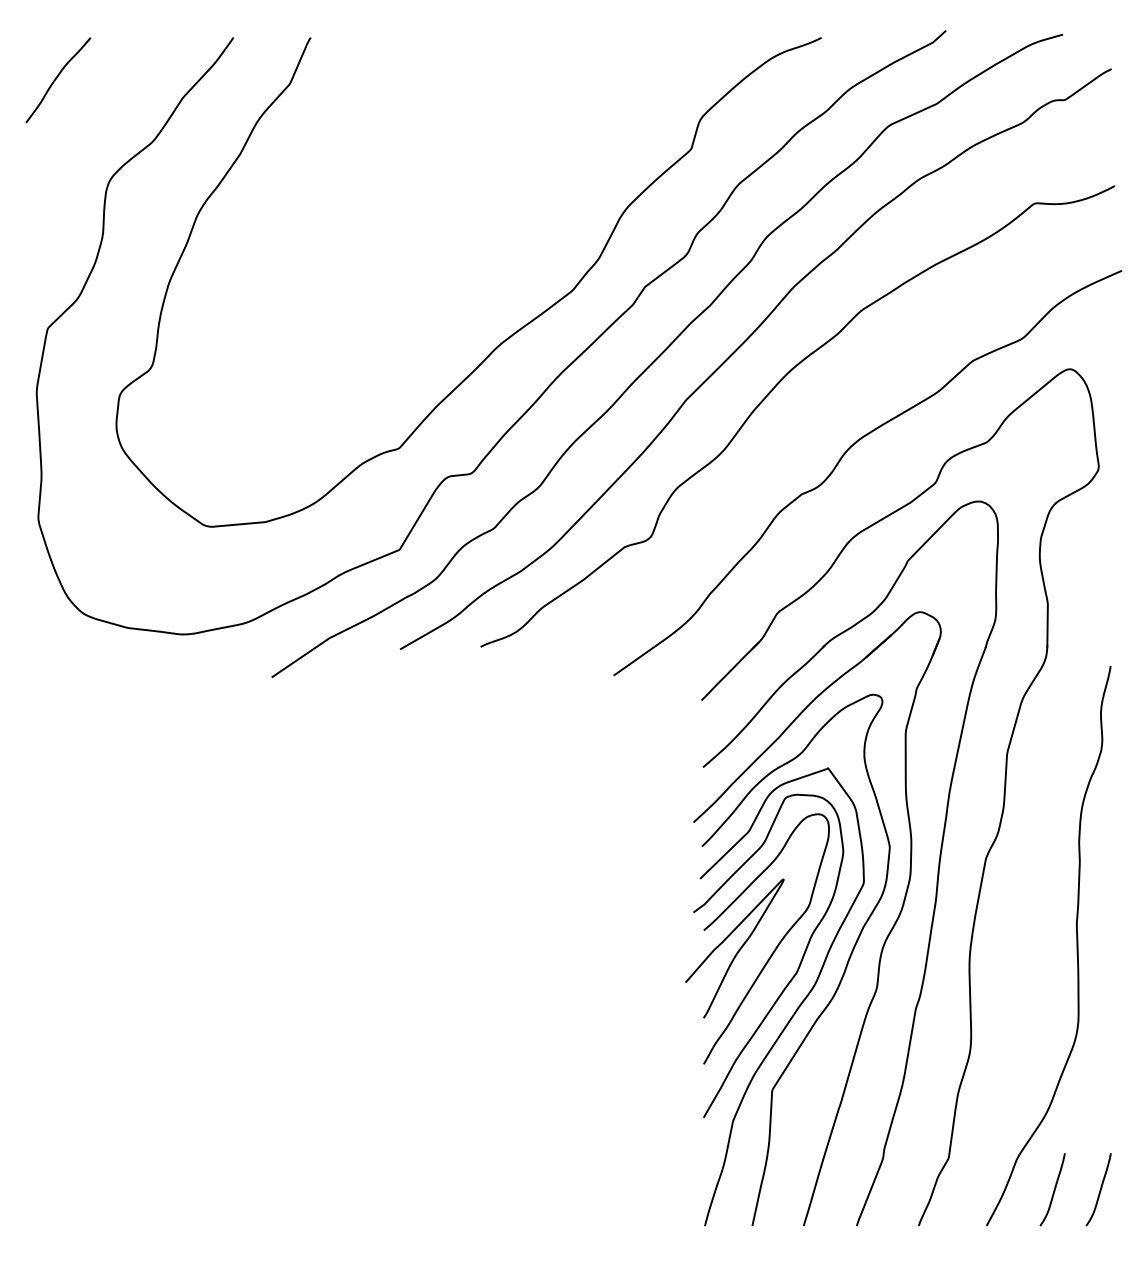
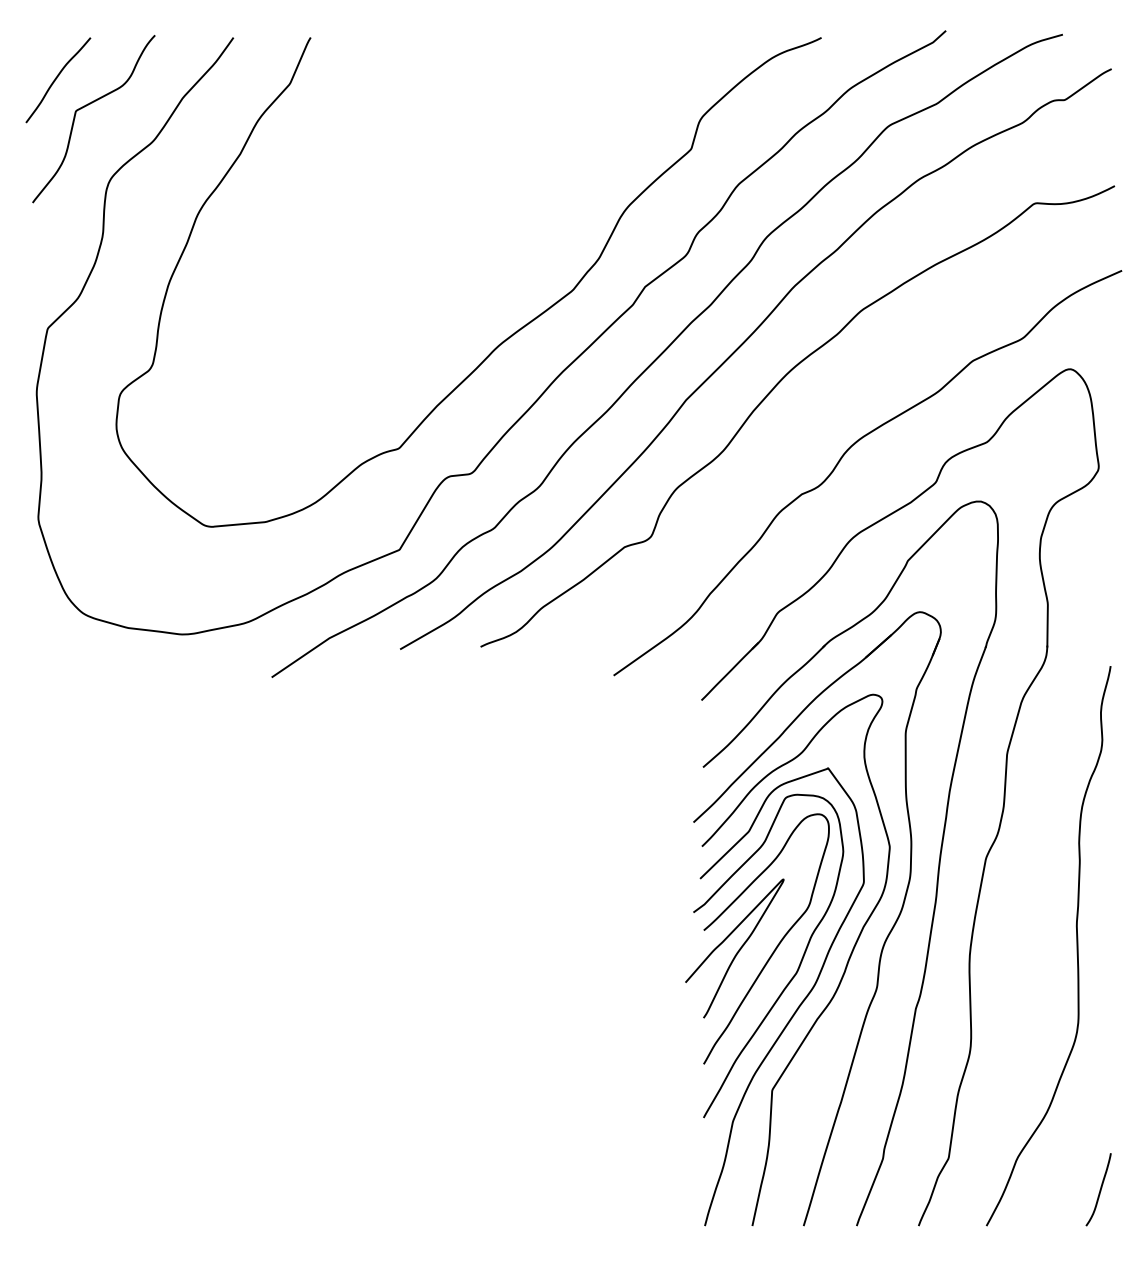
curve: none -> present (86, 106)
curve: present -> none (1053, 1189)
